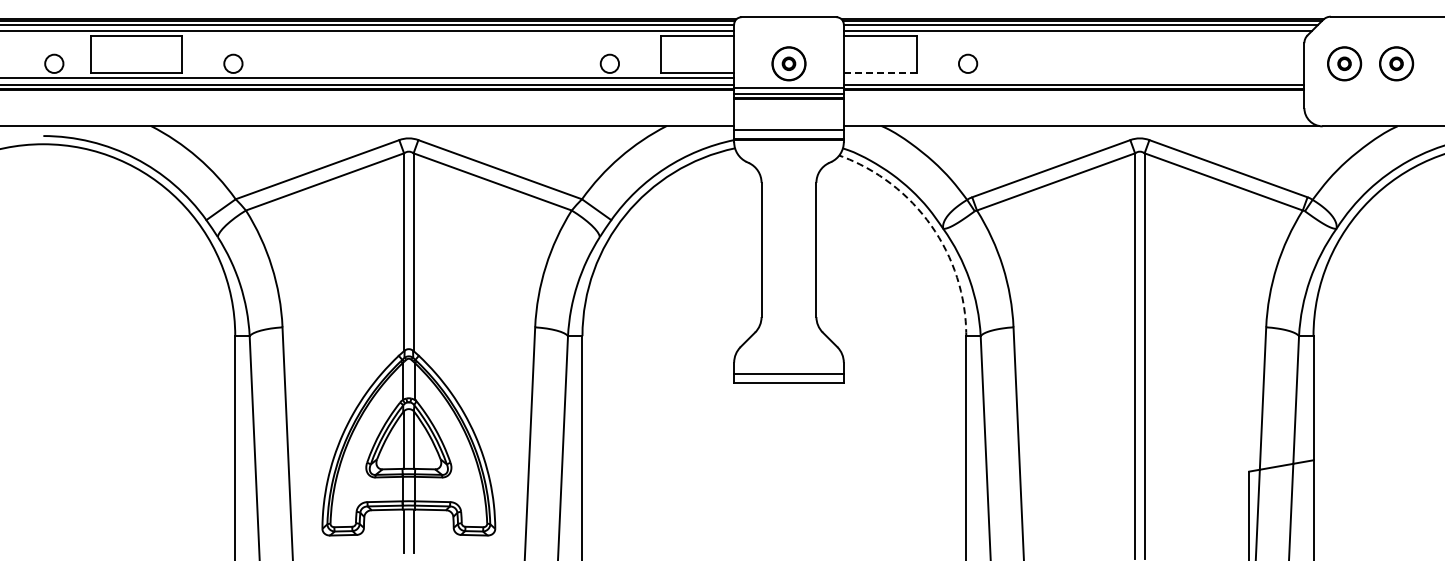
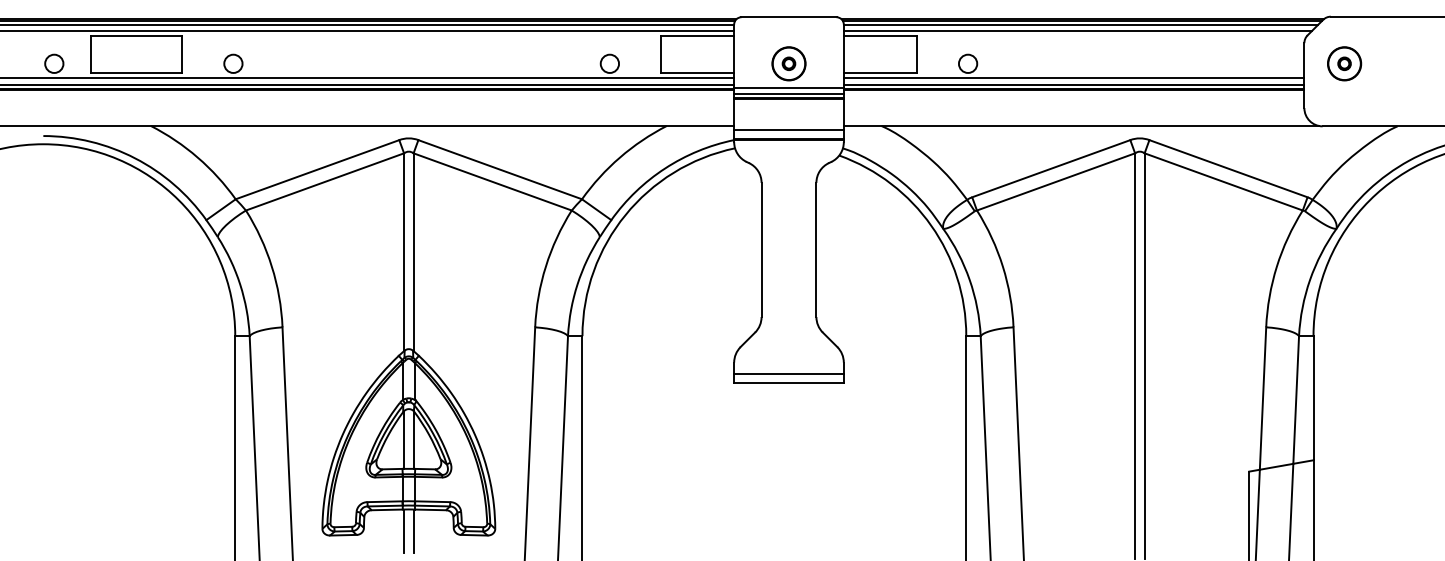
part: present -> none (1396, 63)
line: dashed -> solid (880, 72)
line: none -> present (1073, 78)
arc: dashed -> solid (931, 225)
